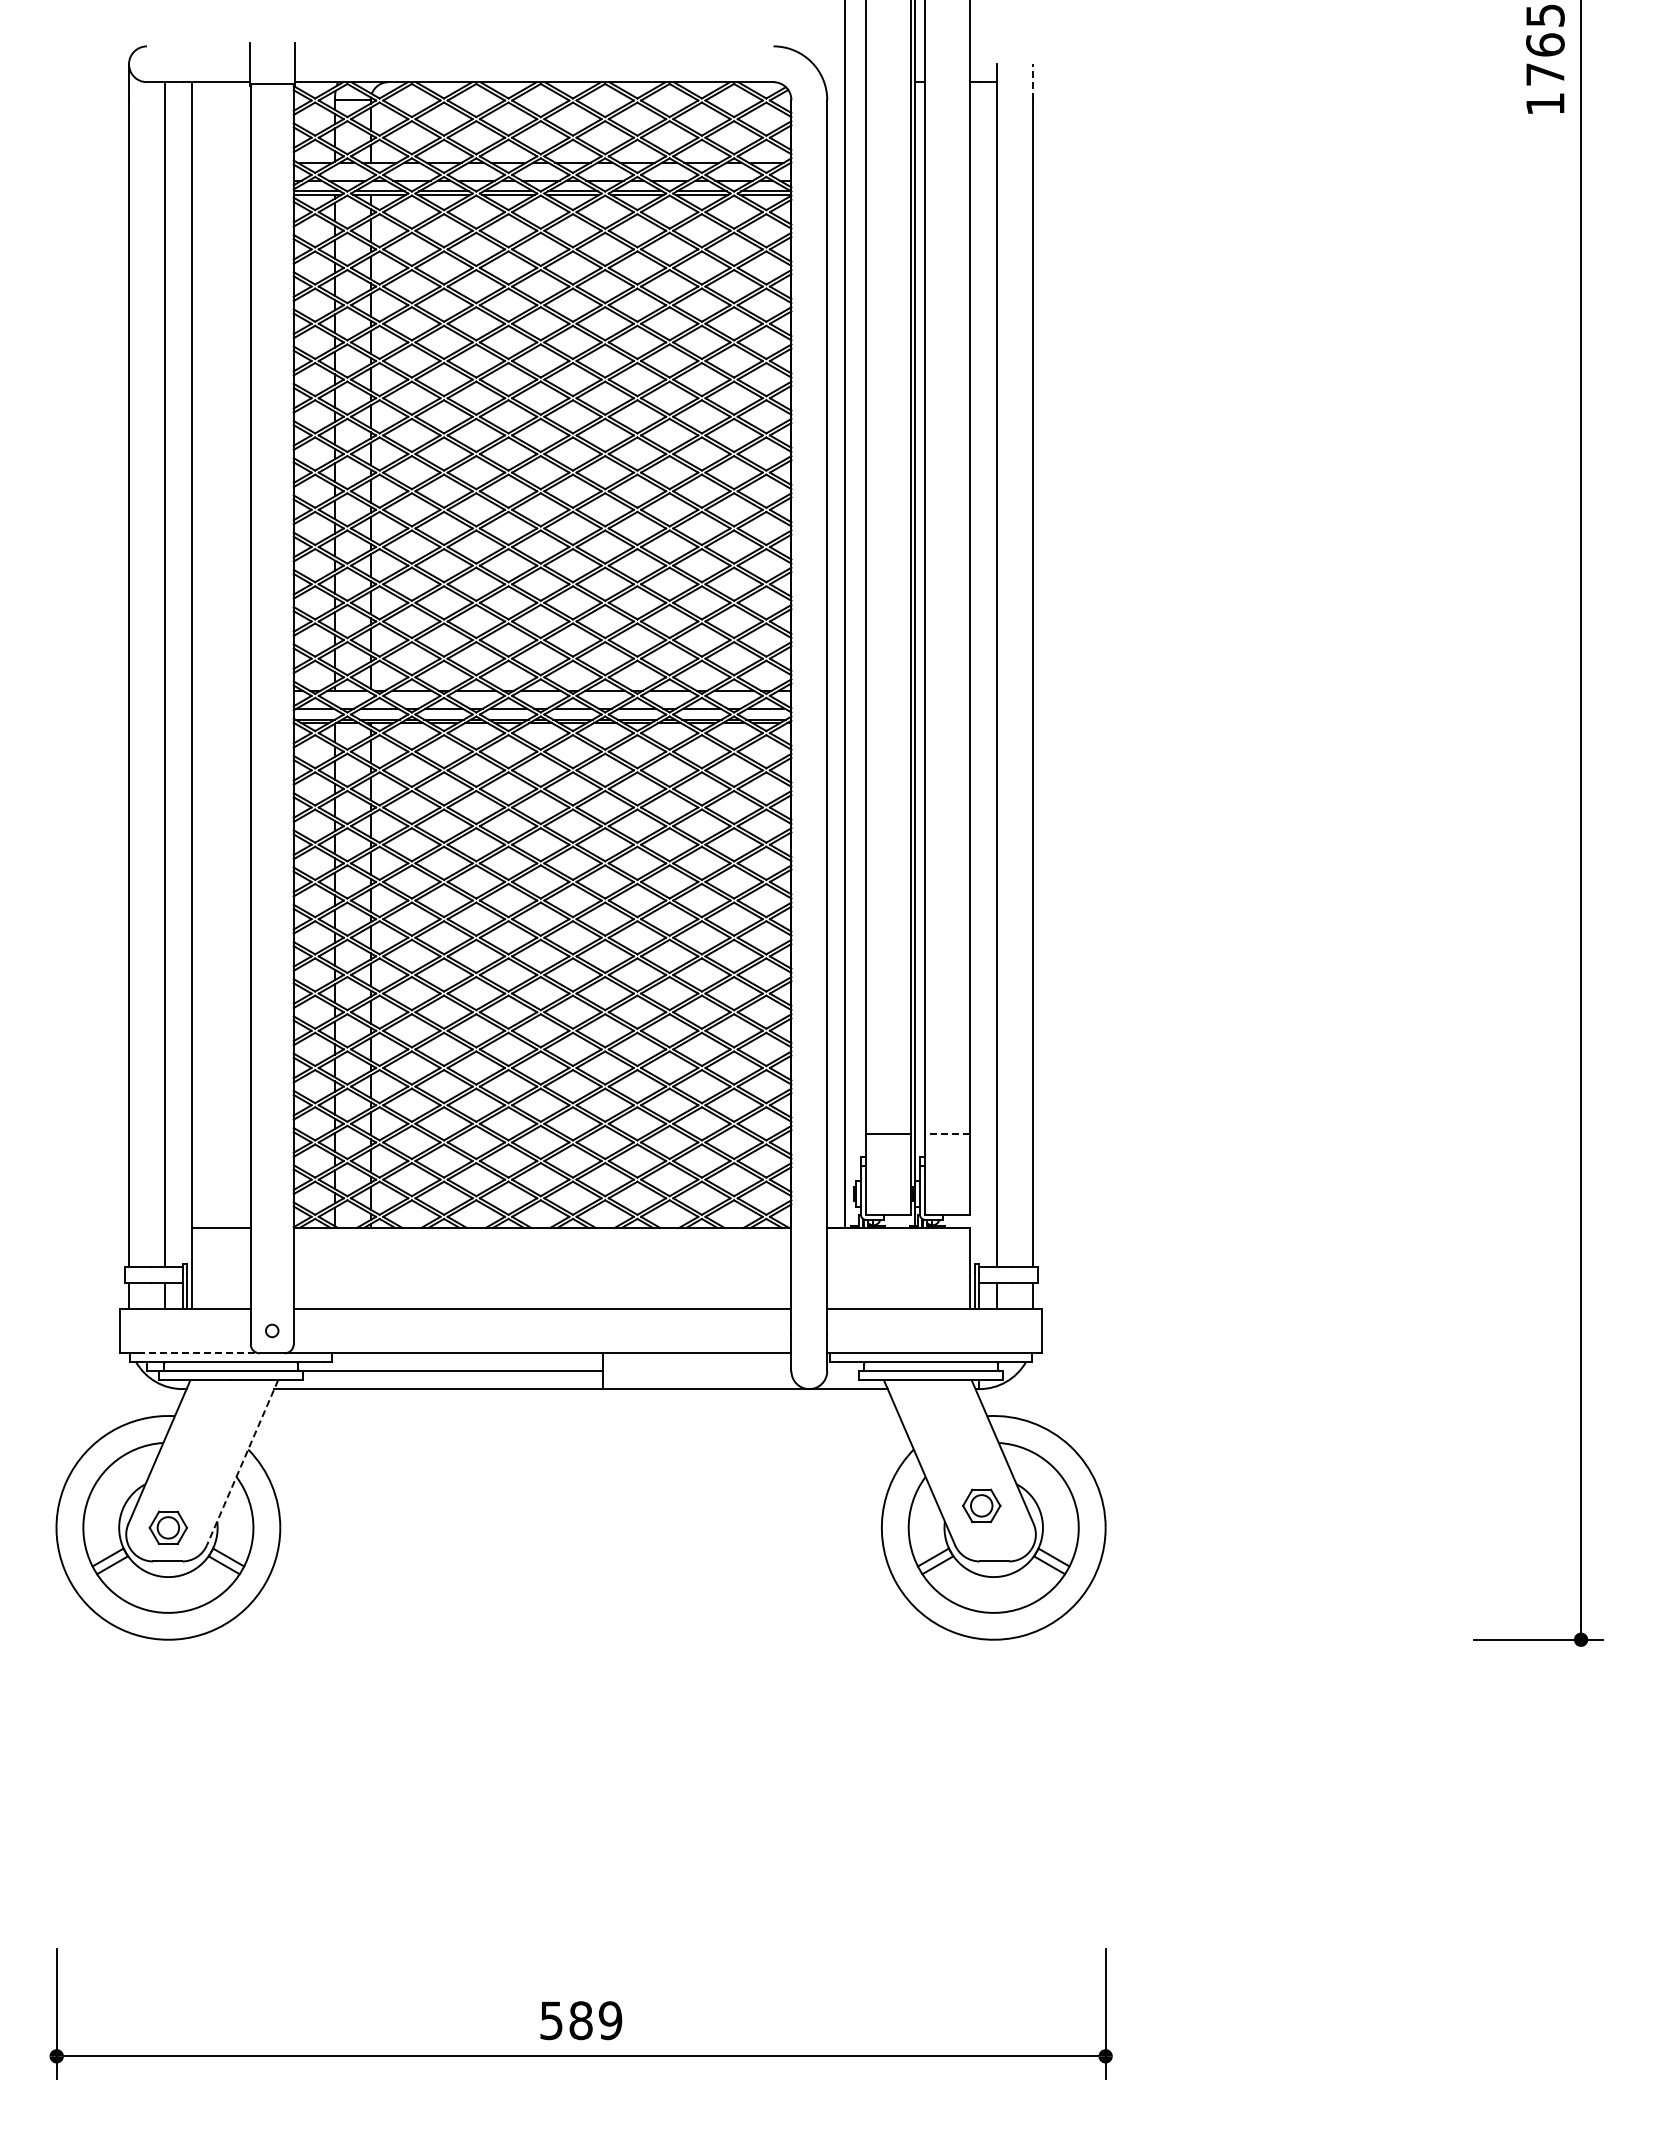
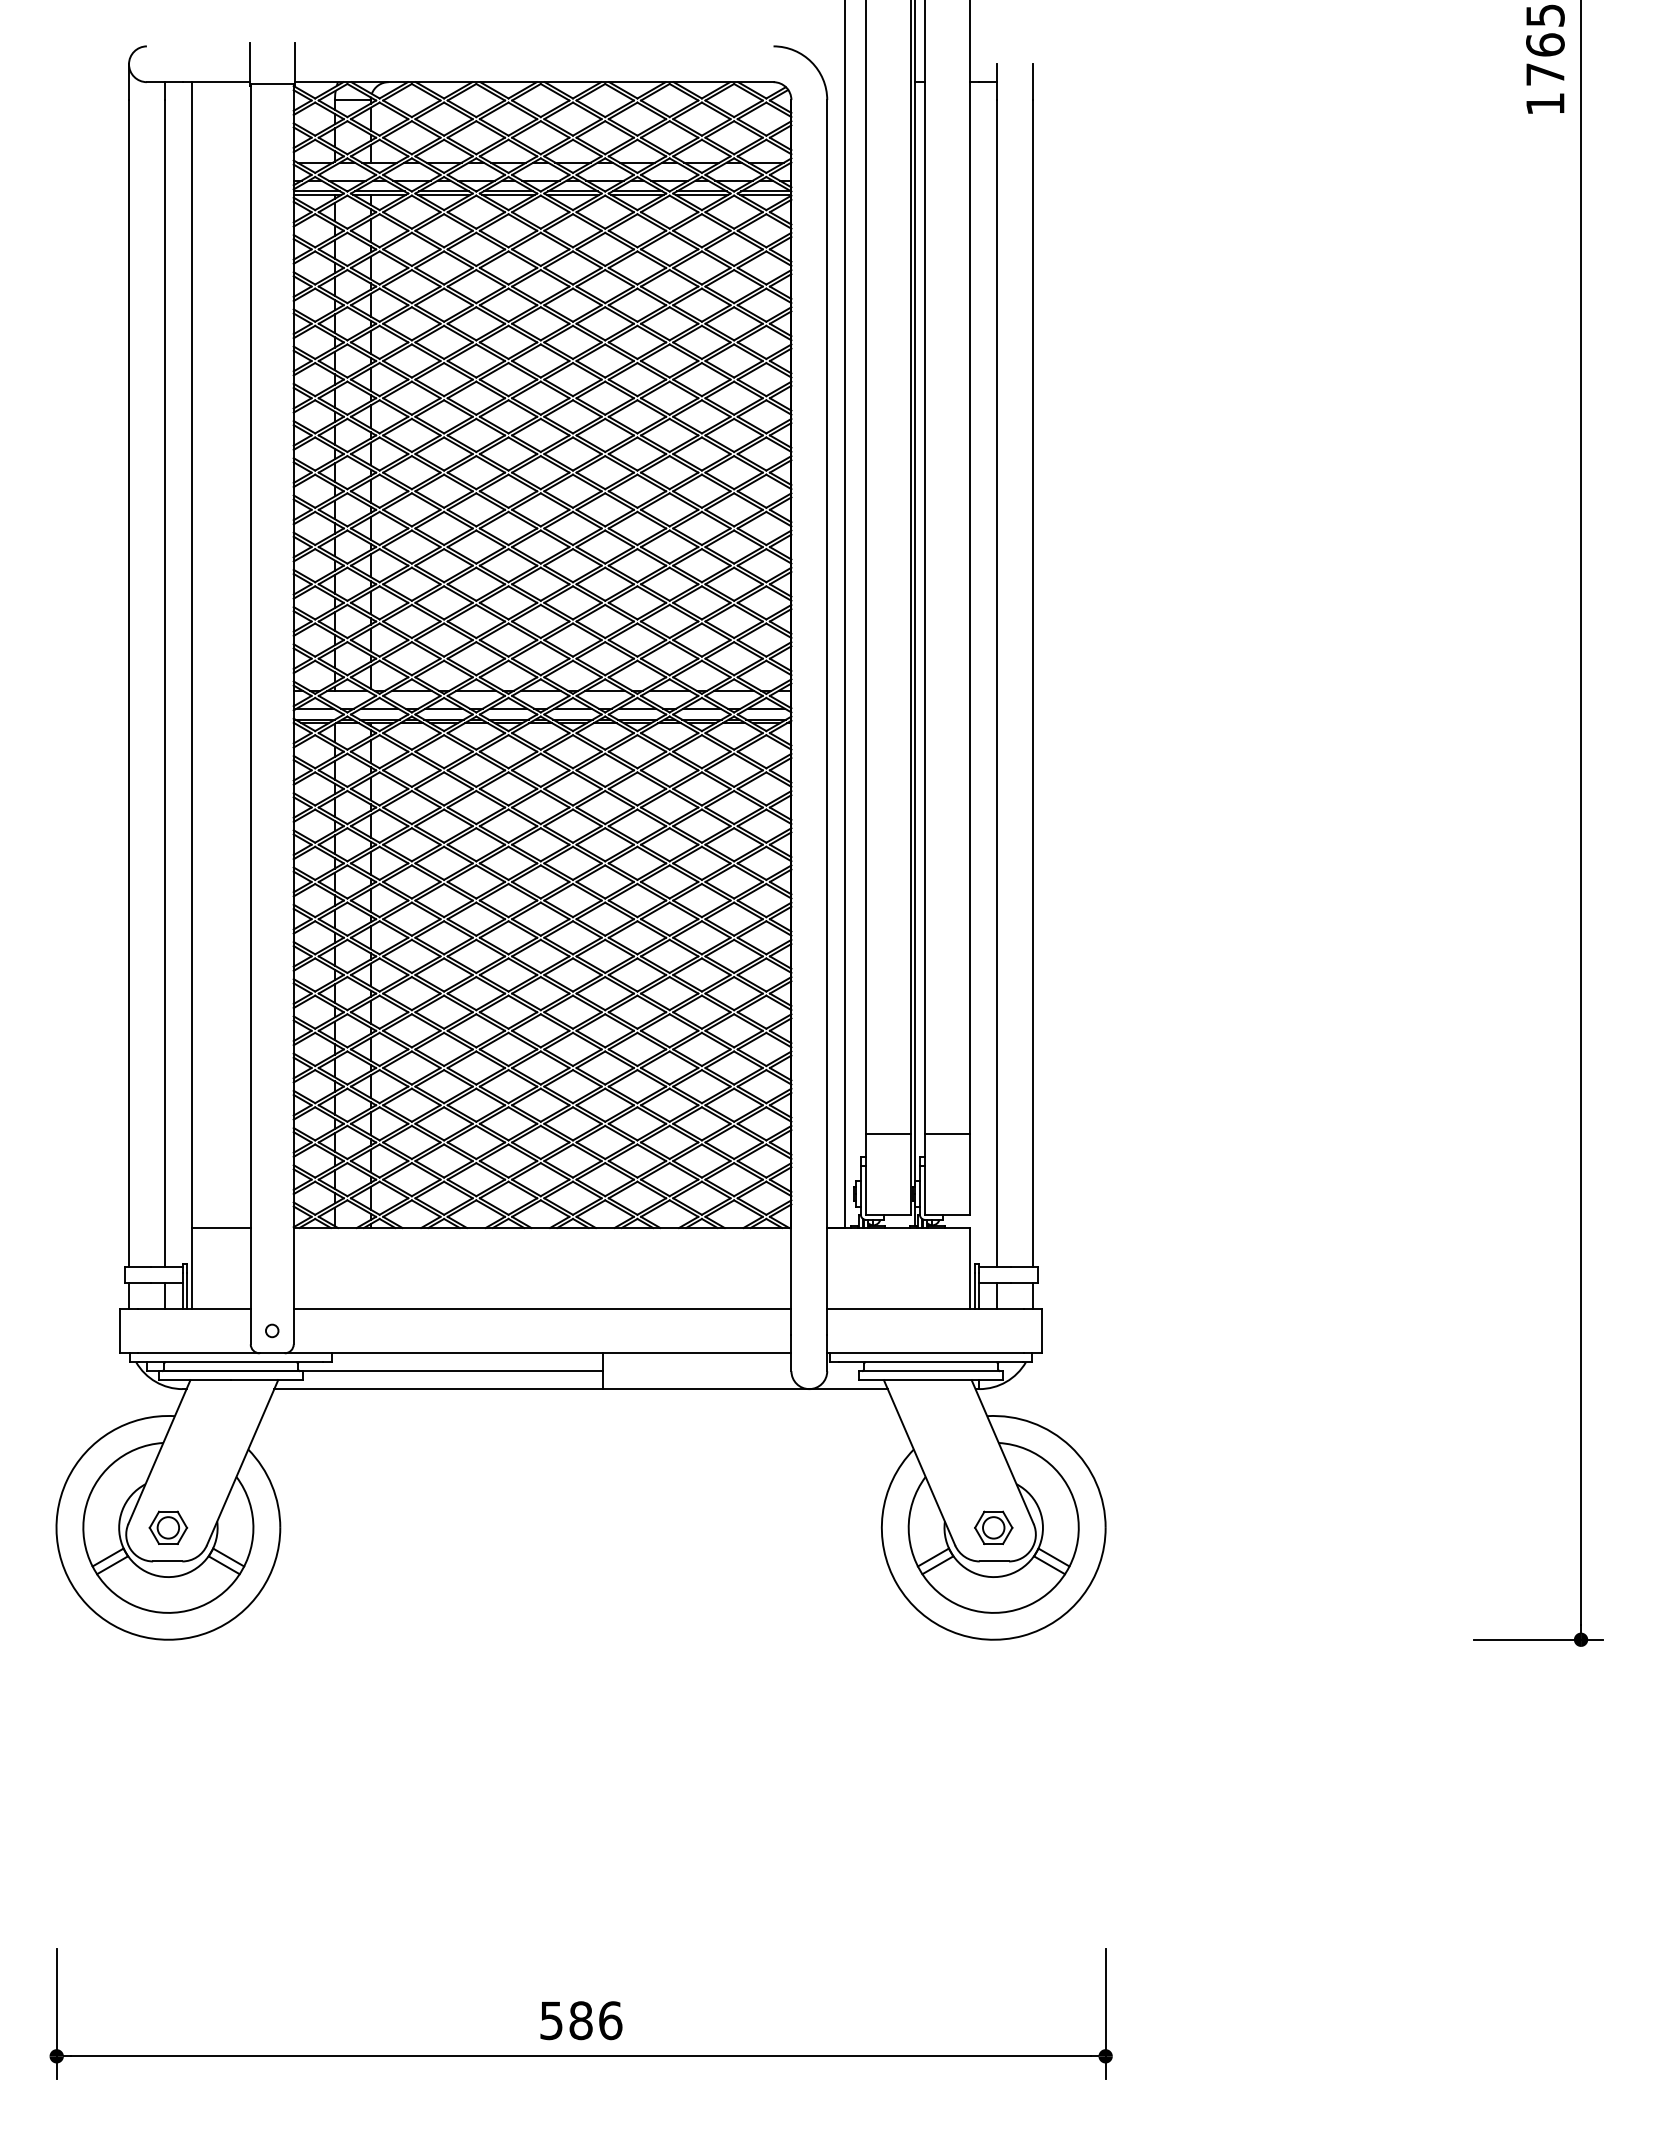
line: dashed -> solid (1033, 82)
line: dashed -> solid (947, 1134)
line: dashed -> solid (198, 1353)
line: dashed -> solid (242, 1462)
part position: (981, 1505) -> (993, 1527) (993, 1527)
text: 589 -> 586 (610, 2020)
